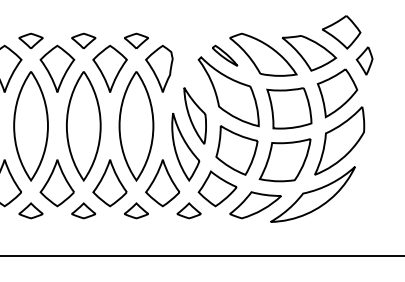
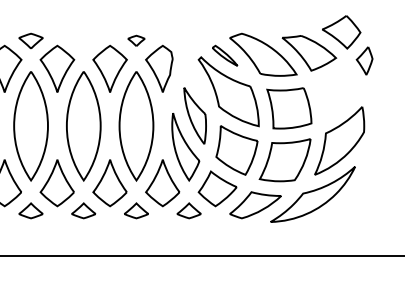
part: present -> none (83, 40)
part size: 25x17 px -> 19x13 px (136, 40)
part: present -> none (336, 93)
